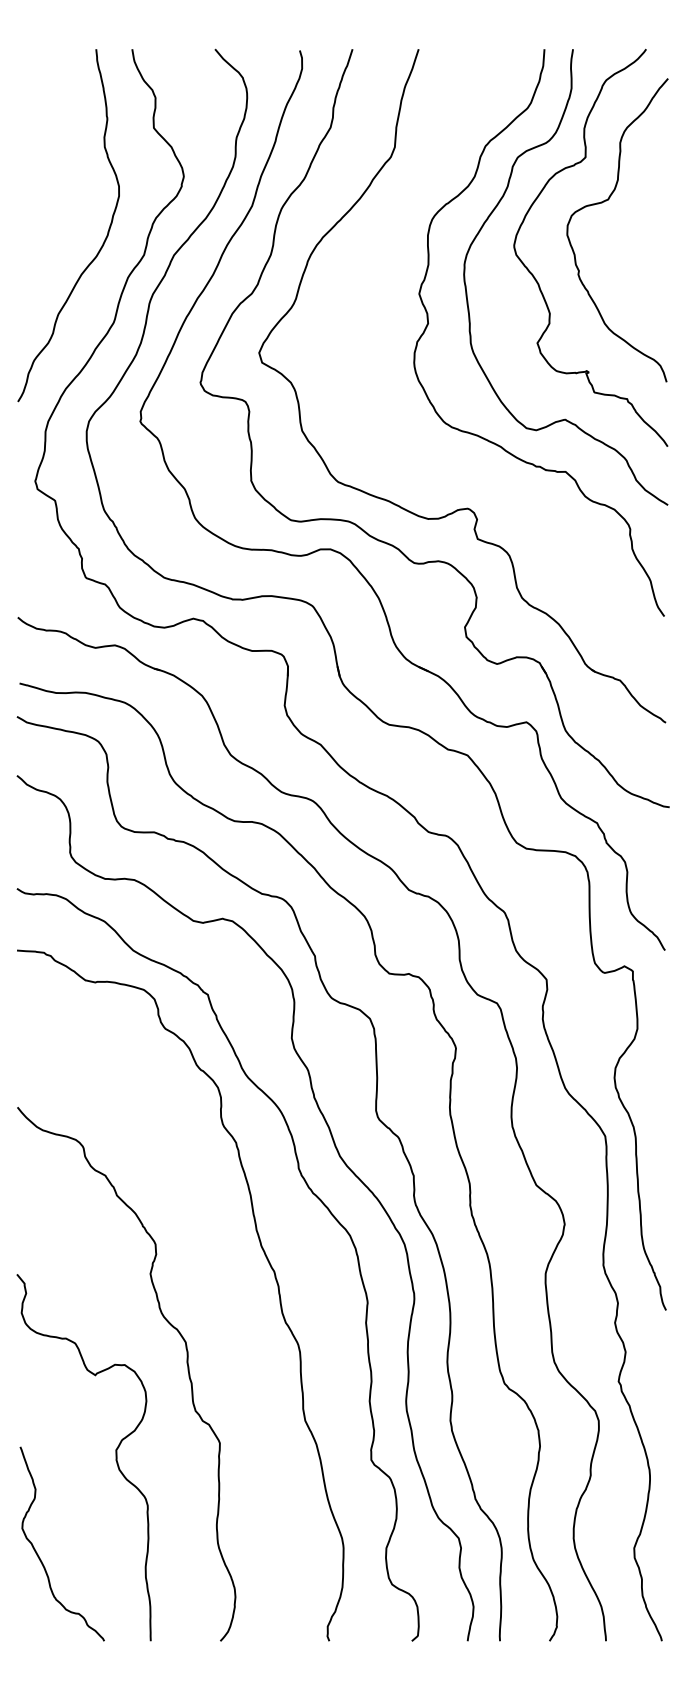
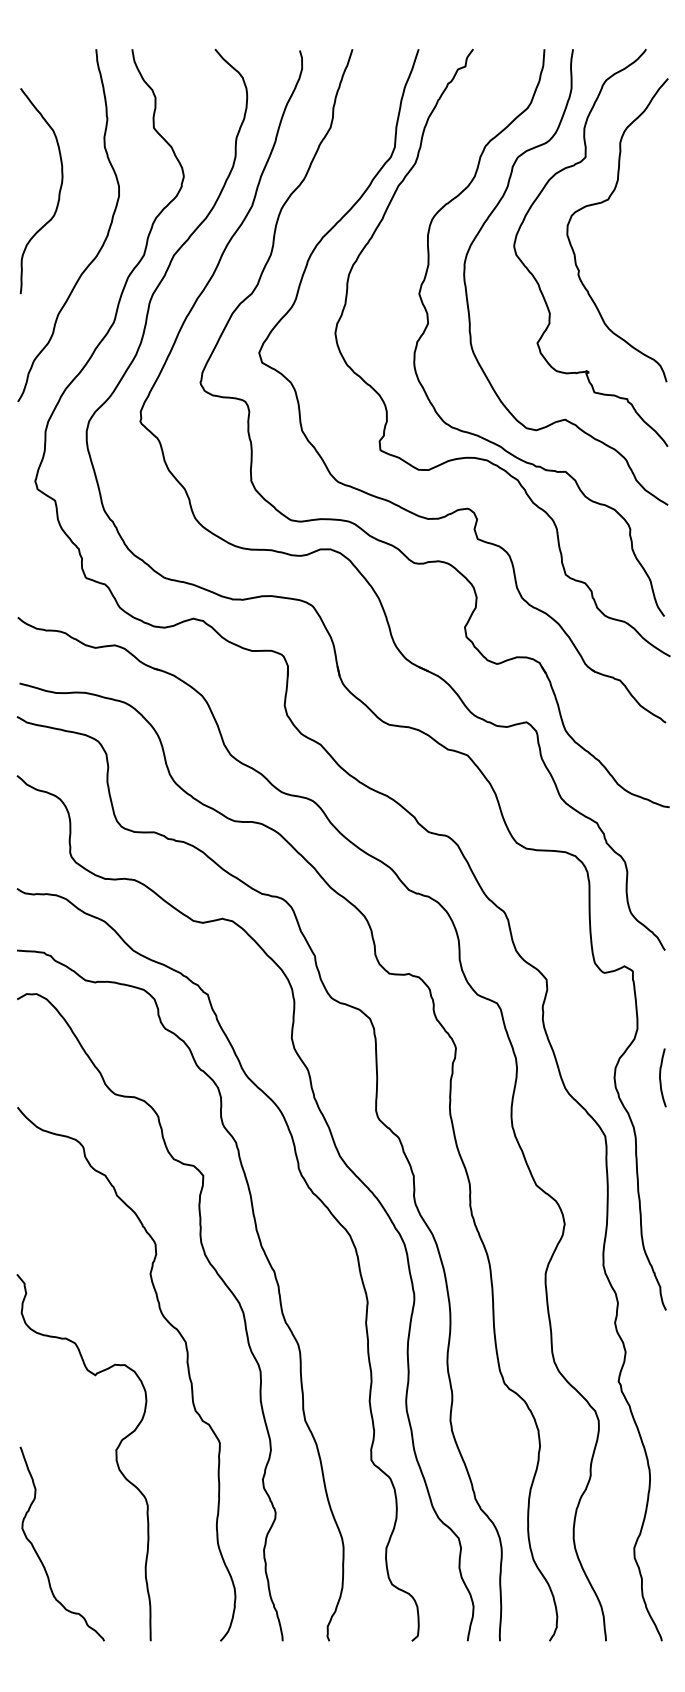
curve: none -> present (58, 192)
curve: none -> present (483, 458)
curve: none -> present (660, 1077)
curve: none -> present (216, 1274)
